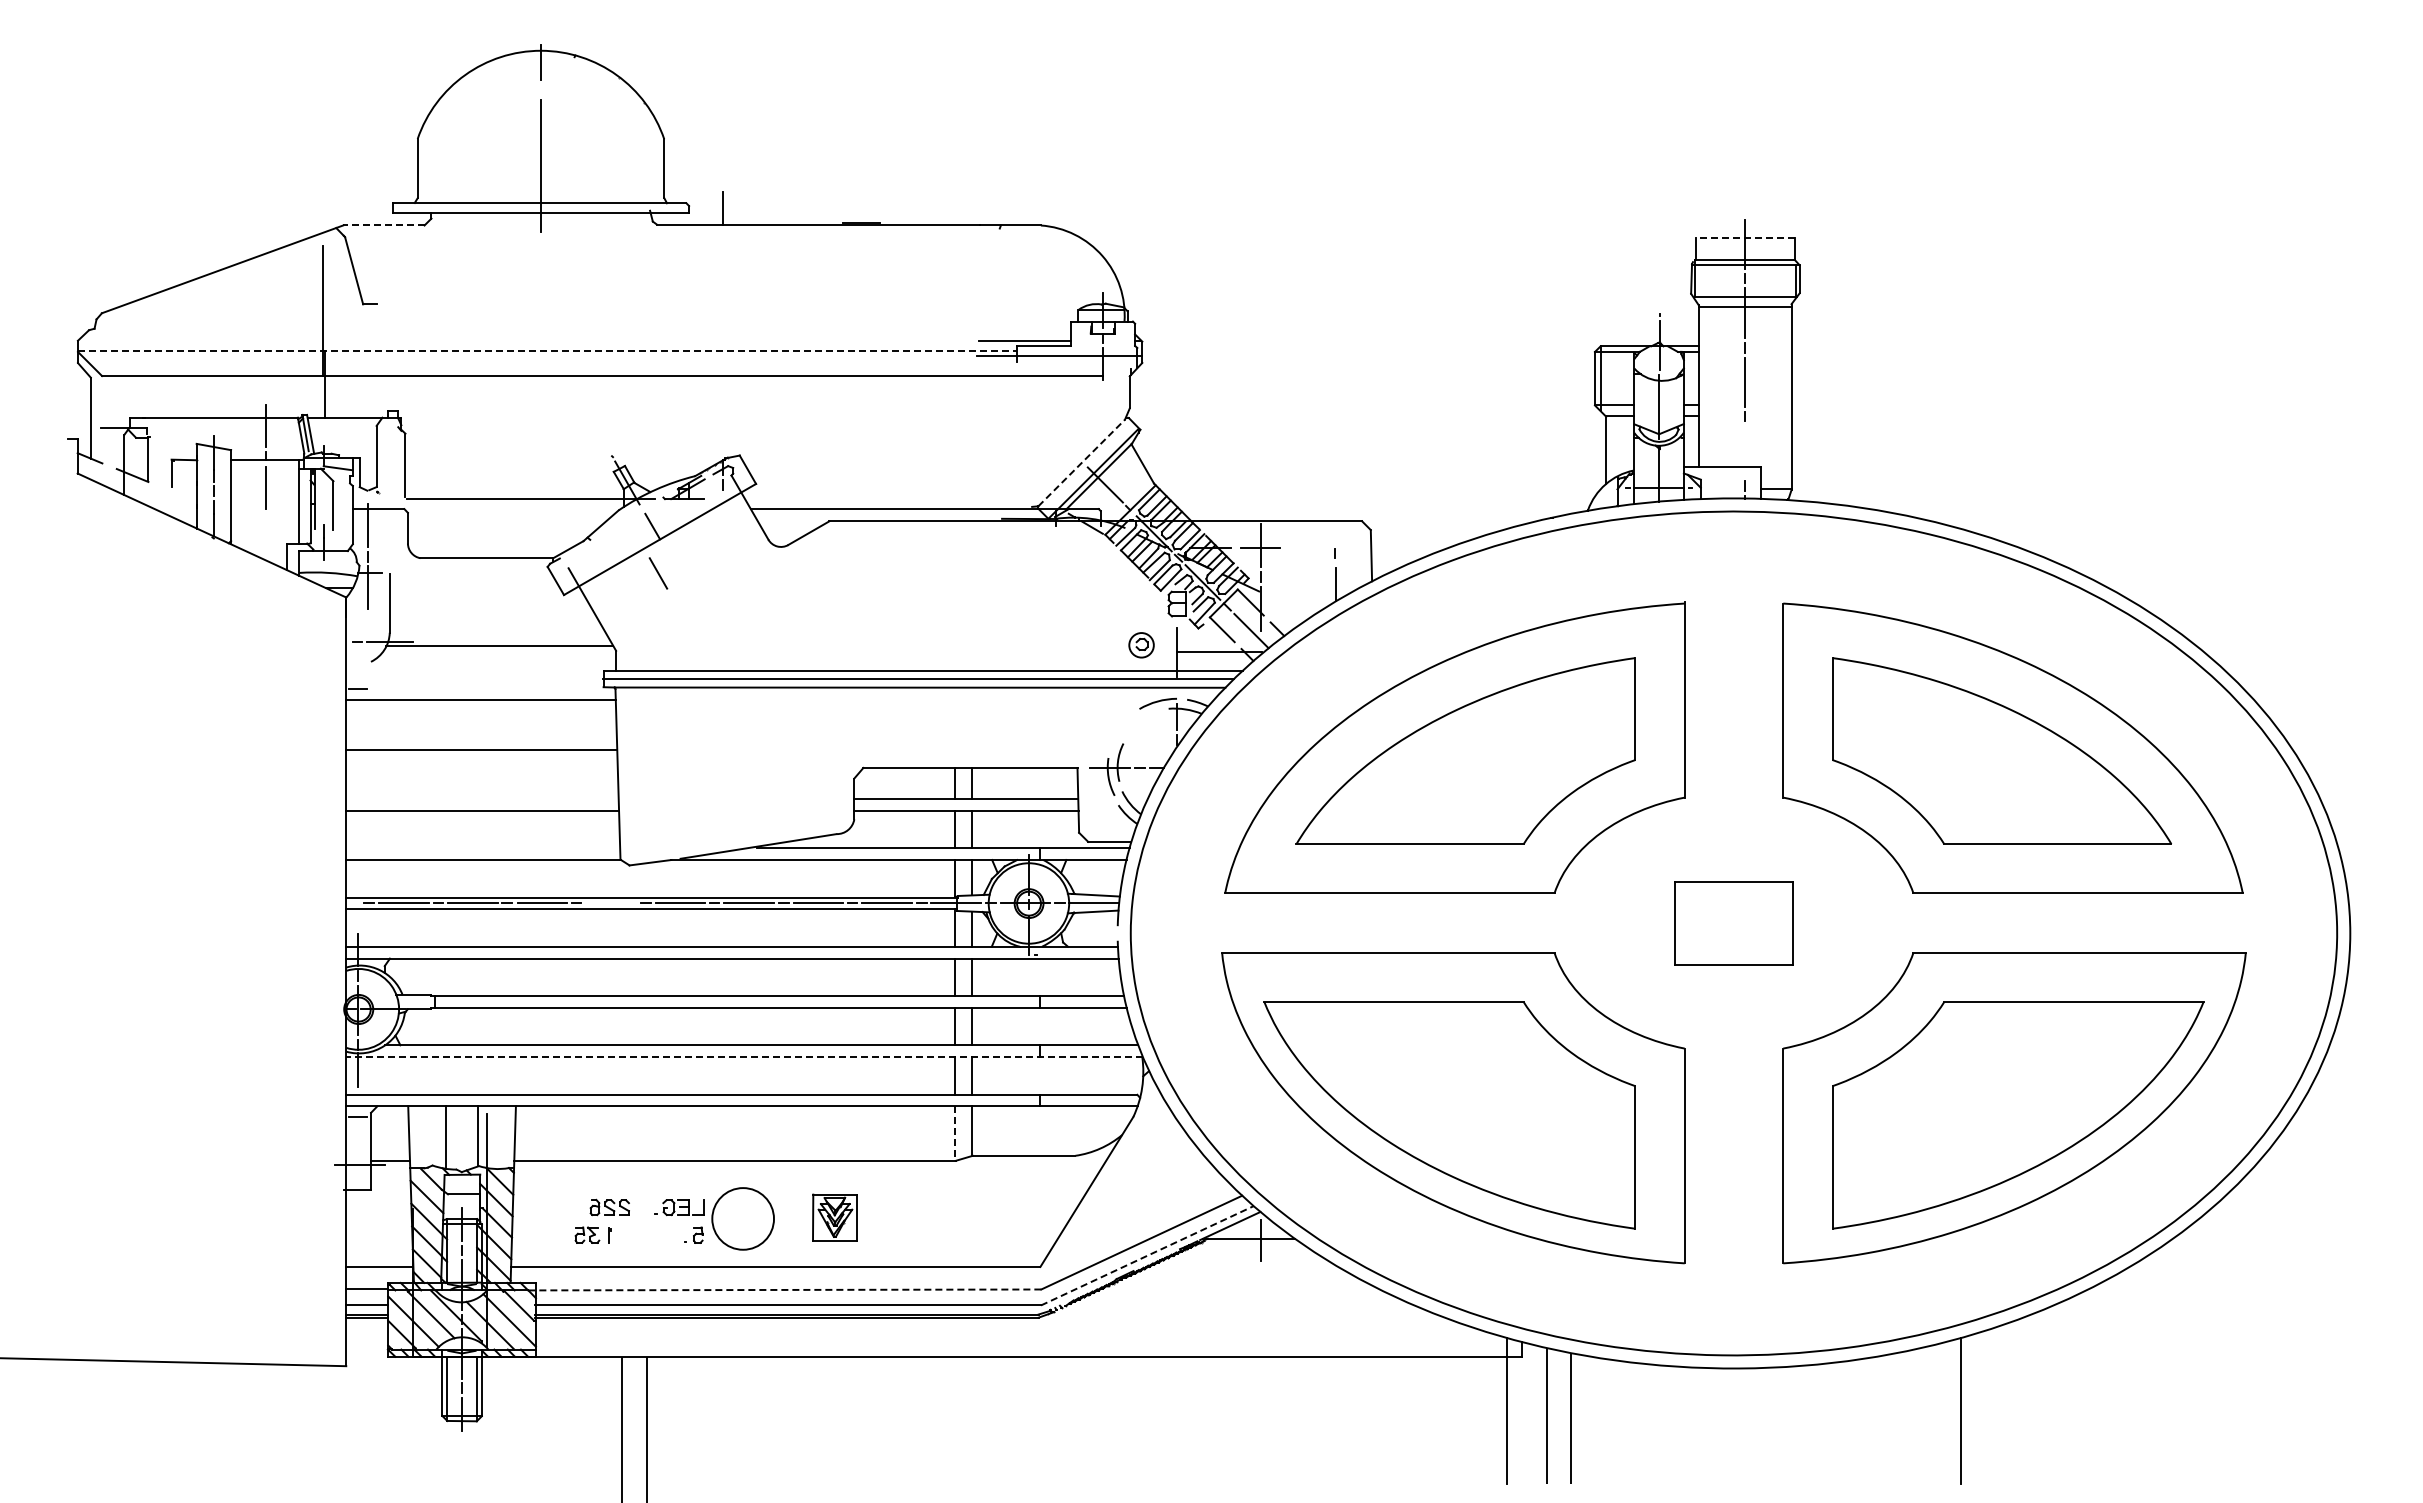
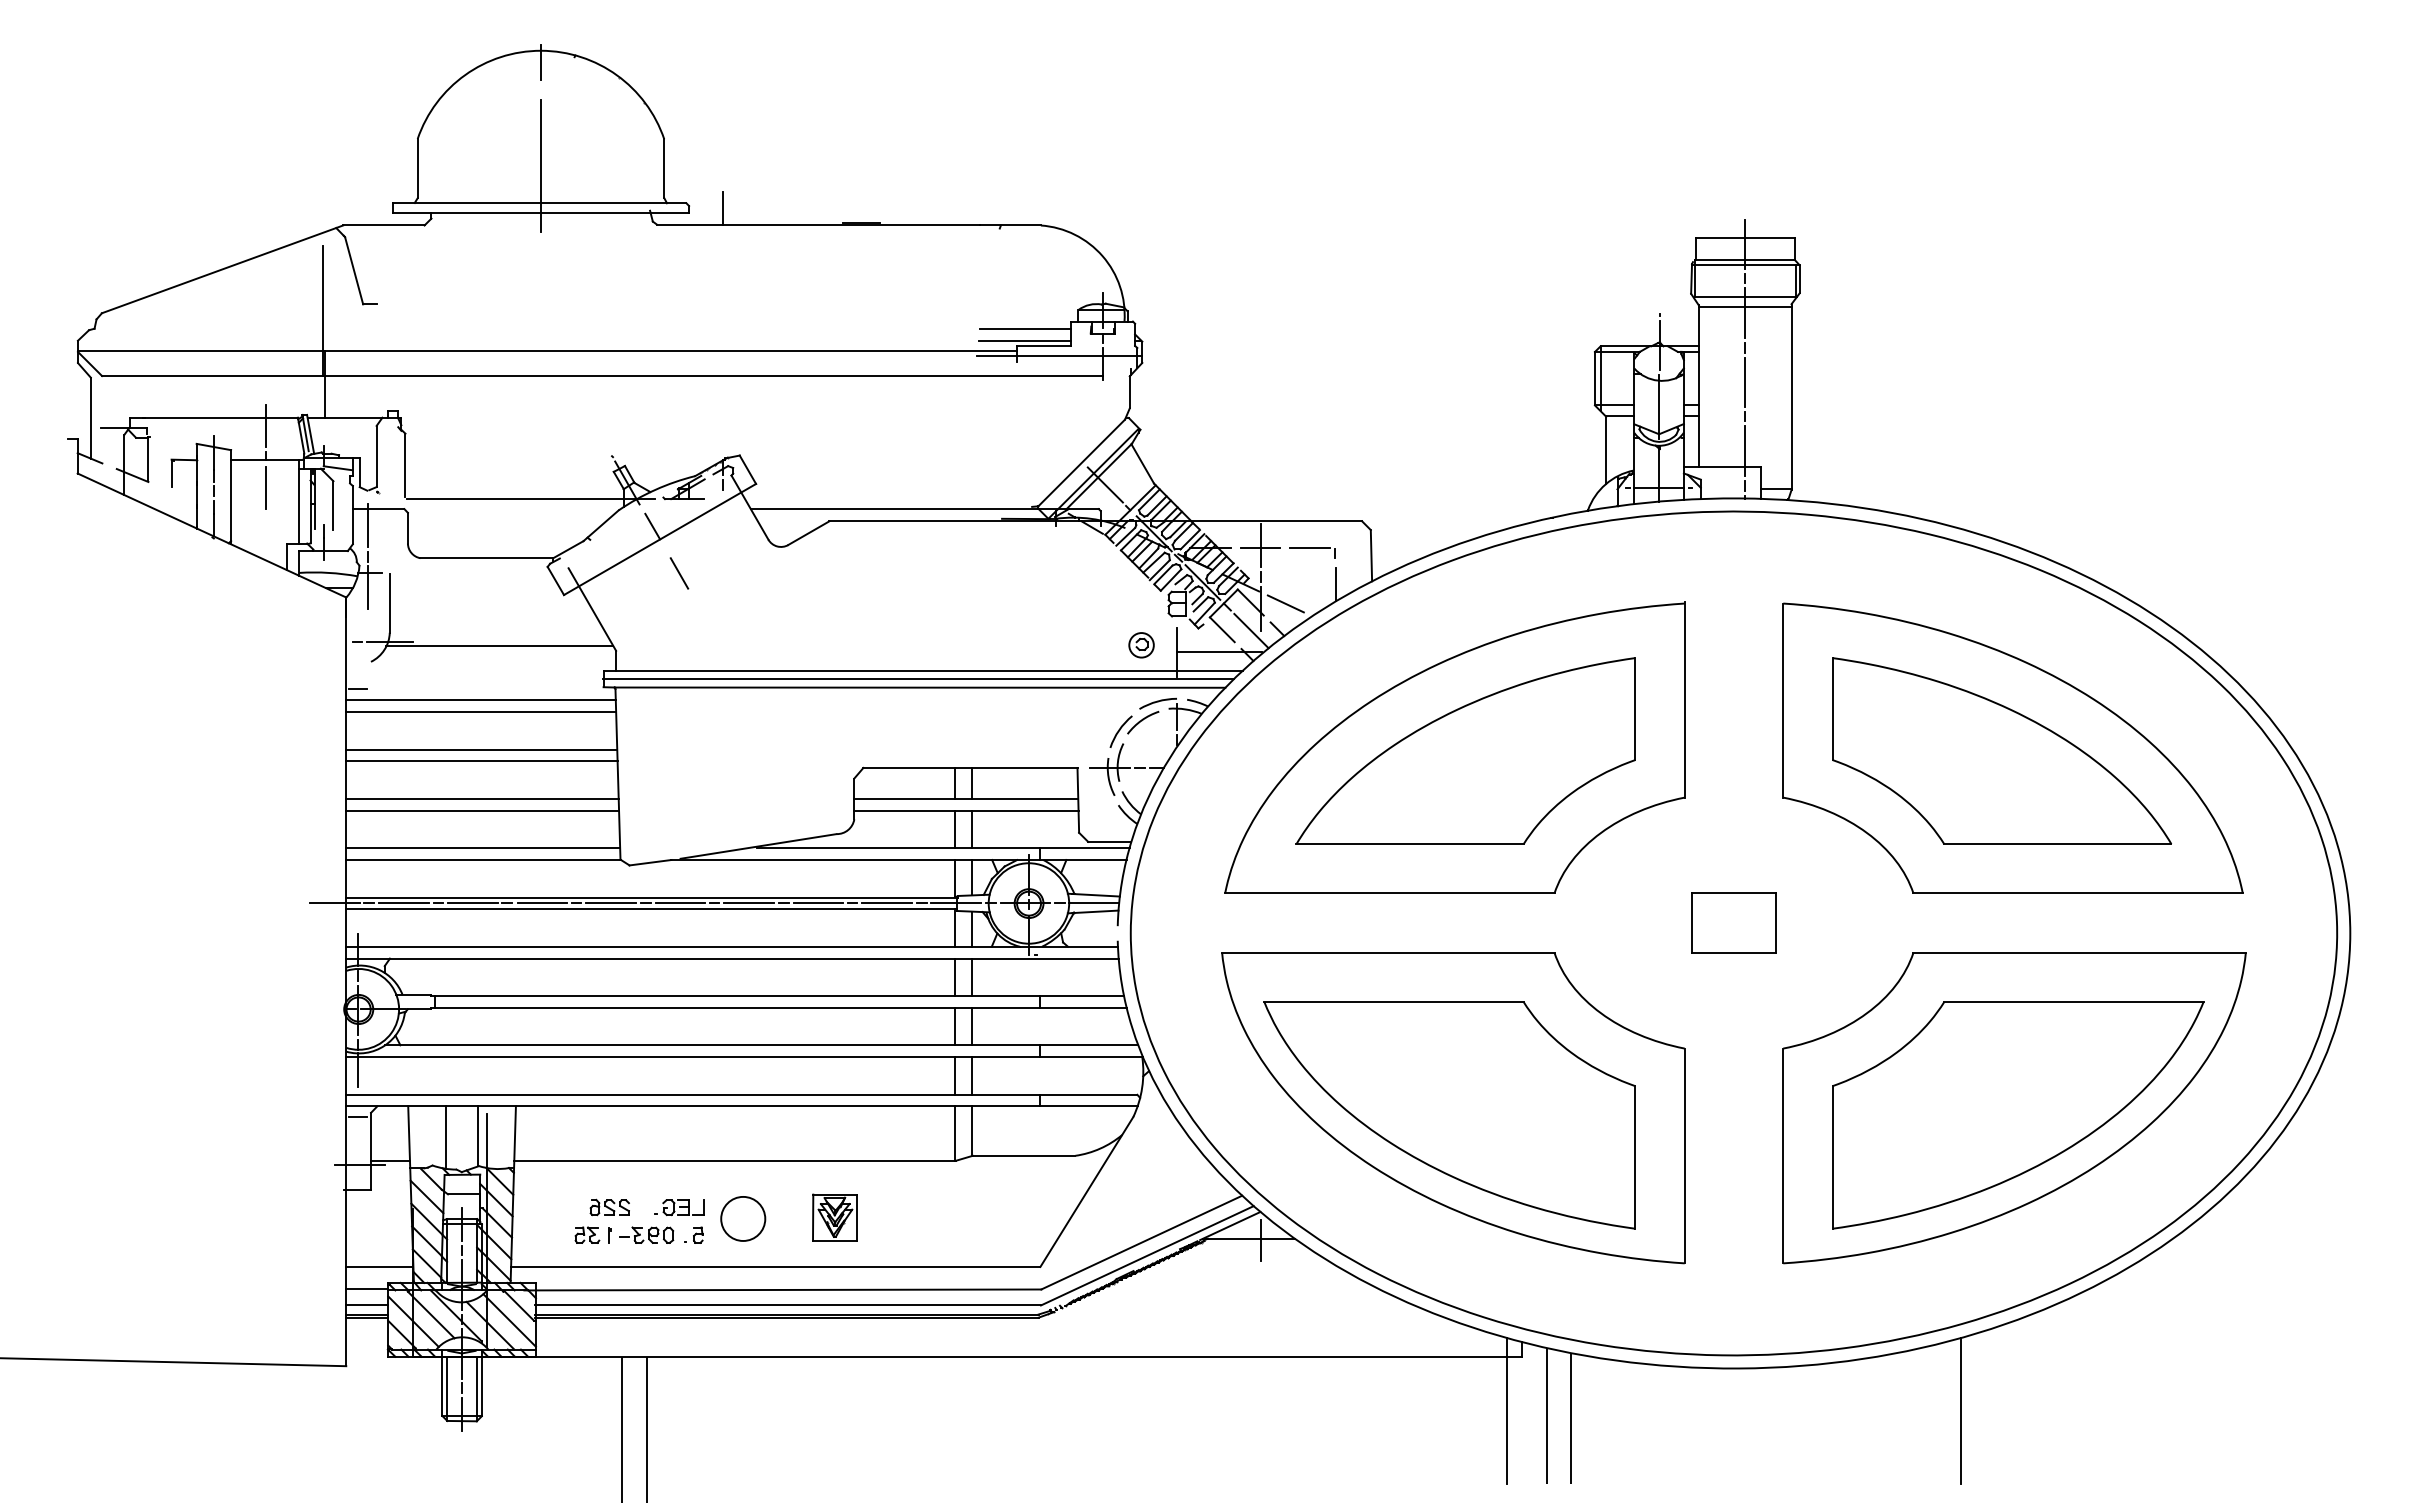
line: dashed -> solid (383, 225)
line: dashed -> solid (1744, 238)
line: none -> present (1024, 329)
line: dashed -> solid (547, 351)
line: none -> present (1745, 450)
line: dashed -> solid (1082, 462)
line: none -> present (1309, 548)
line position: (658, 573) -> (679, 573) (679, 573)
line: none -> present (1285, 603)
line: none -> present (481, 712)
part: none -> present (1134, 729)
line: none -> present (481, 761)
line: none -> present (482, 798)
line: none -> present (483, 848)
line: none -> present (334, 903)
line: none -> present (610, 903)
part size: 120x85 px -> 86x62 px (1733, 922)
line: dashed -> solid (744, 1057)
line: dashed -> solid (955, 1134)
circle size: 64x64 px -> 47x46 px (743, 1218)
part: none -> present (646, 1234)
line: dashed -> solid (1147, 1255)
line: dashed -> solid (782, 1289)
